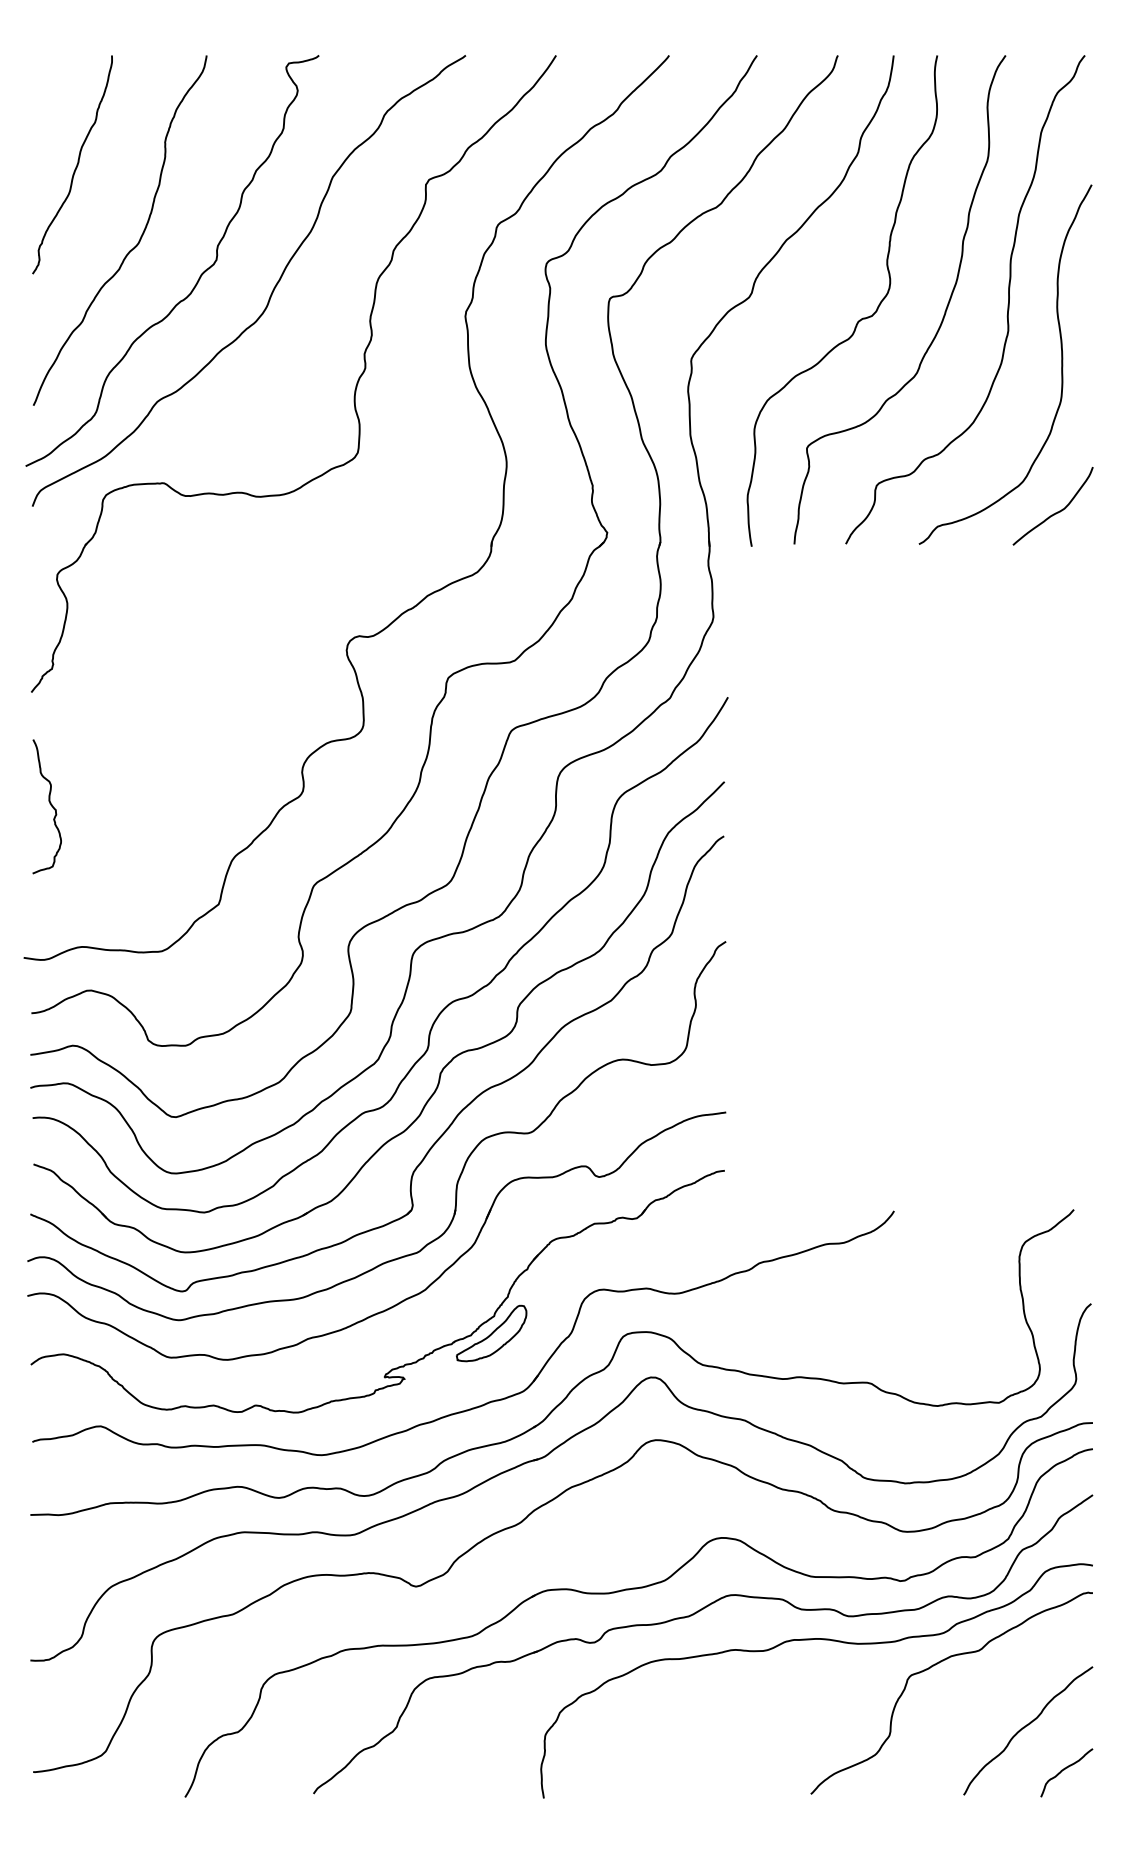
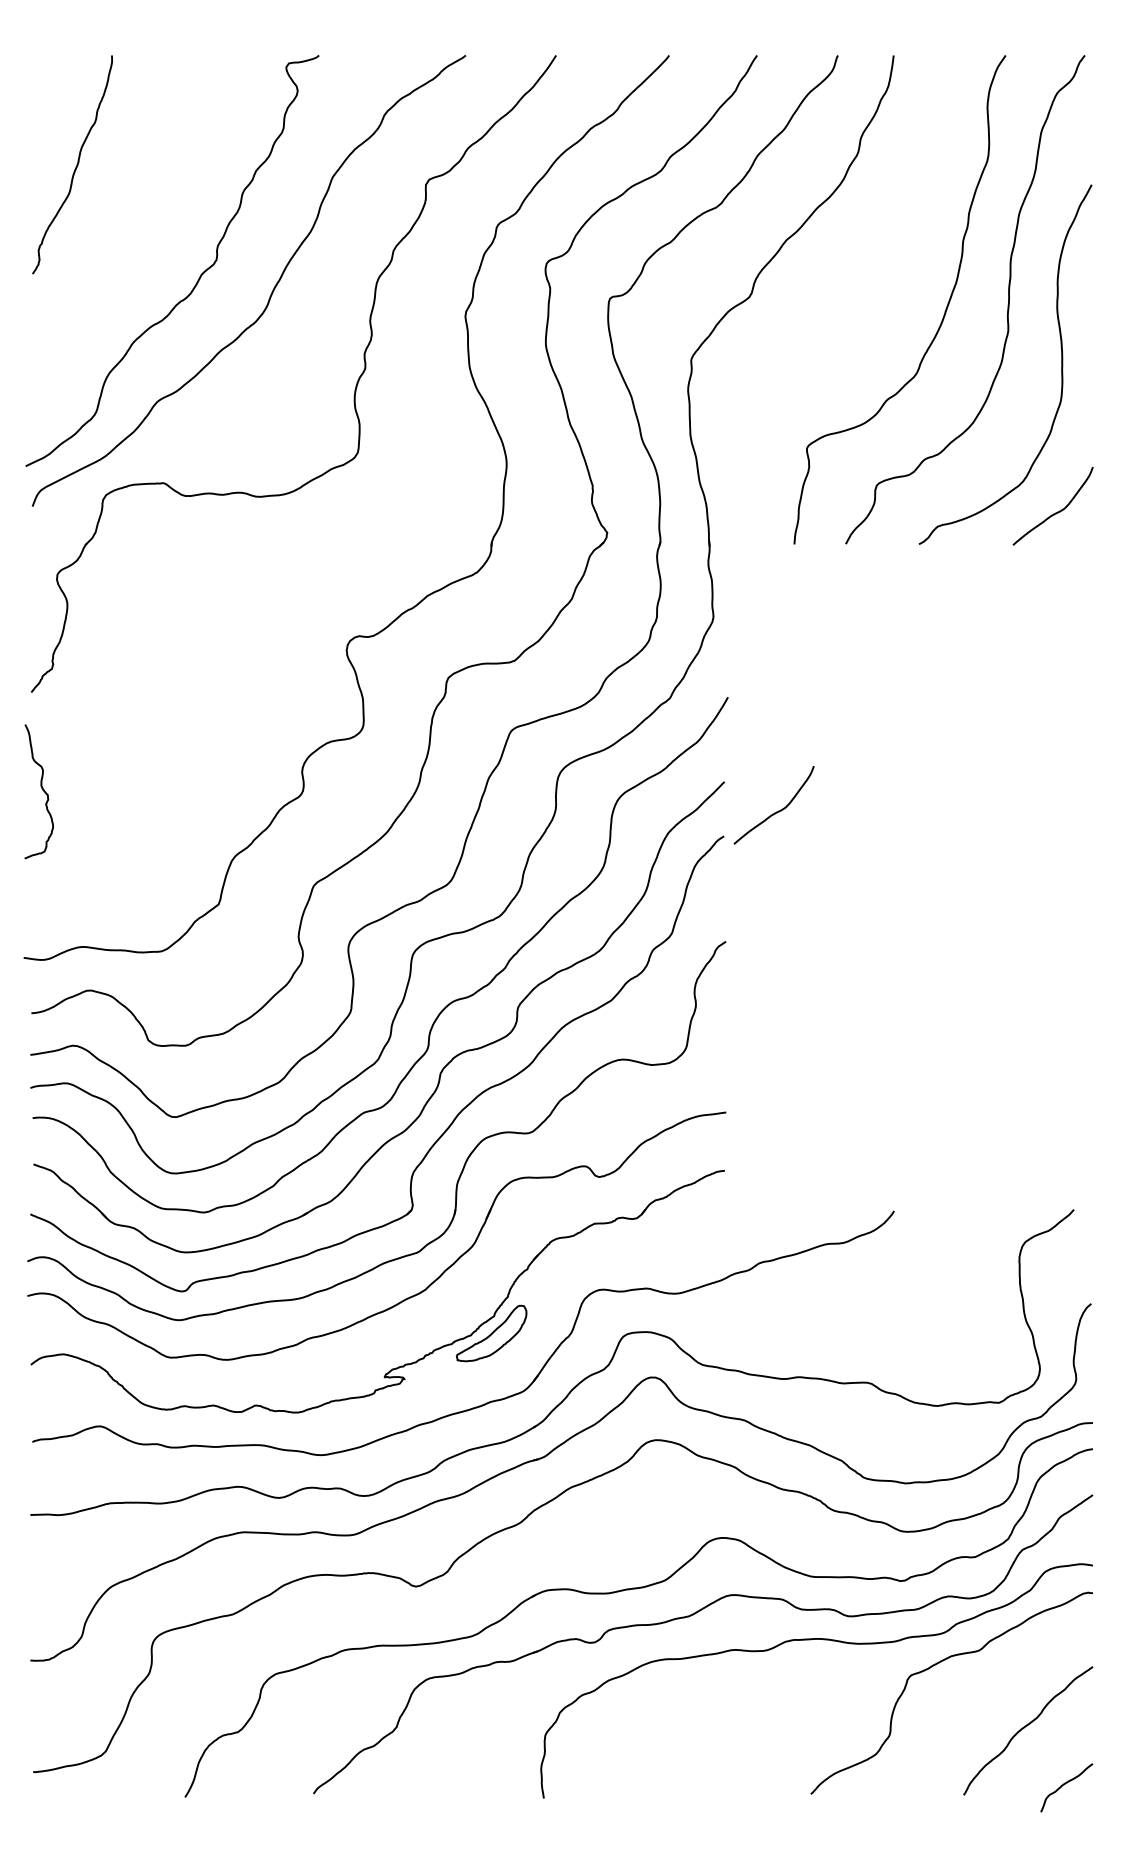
curve: present -> none (138, 240)
curve: present -> none (859, 319)
curve position: (50, 805) -> (42, 790) (42, 790)
curve: none -> present (776, 811)
curve position: (1064, 1770) -> (1064, 1785) (1064, 1785)
